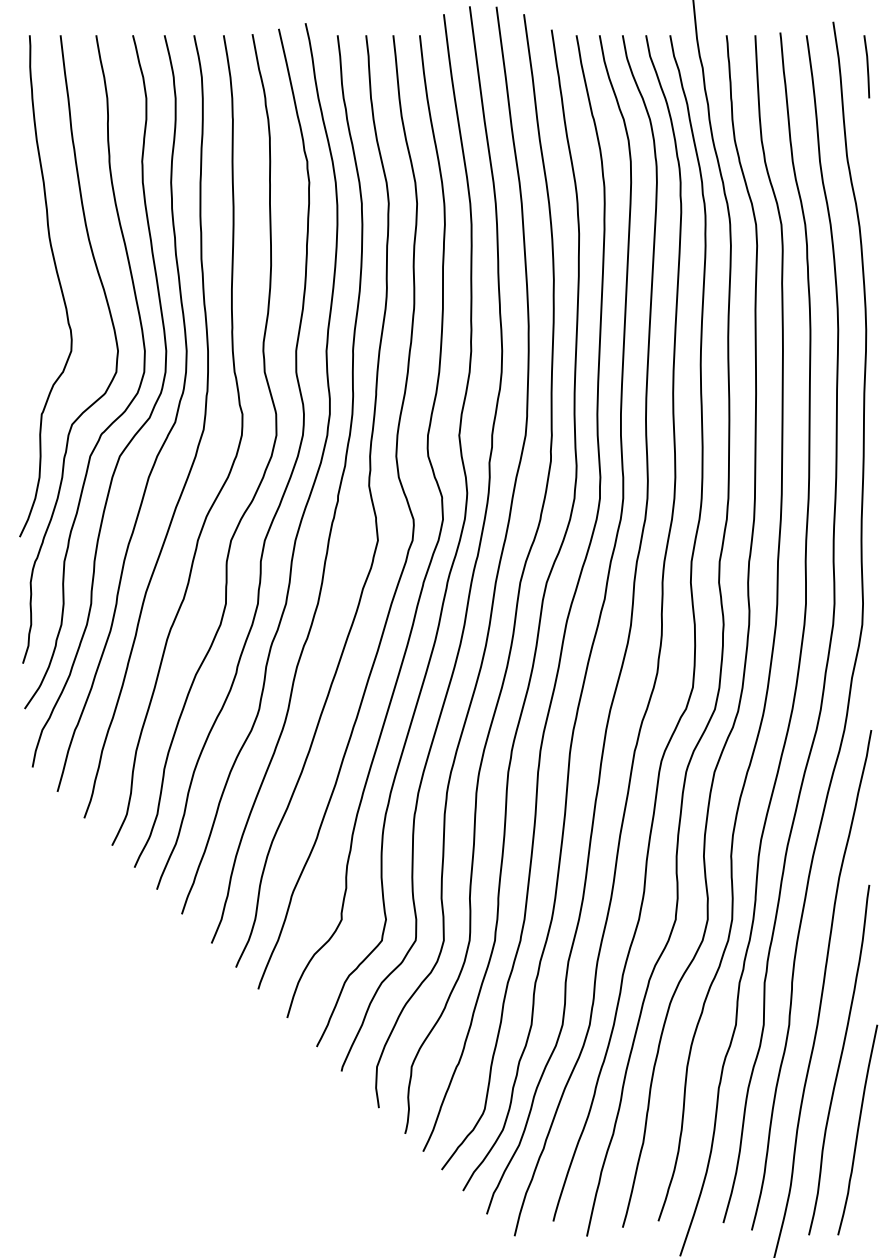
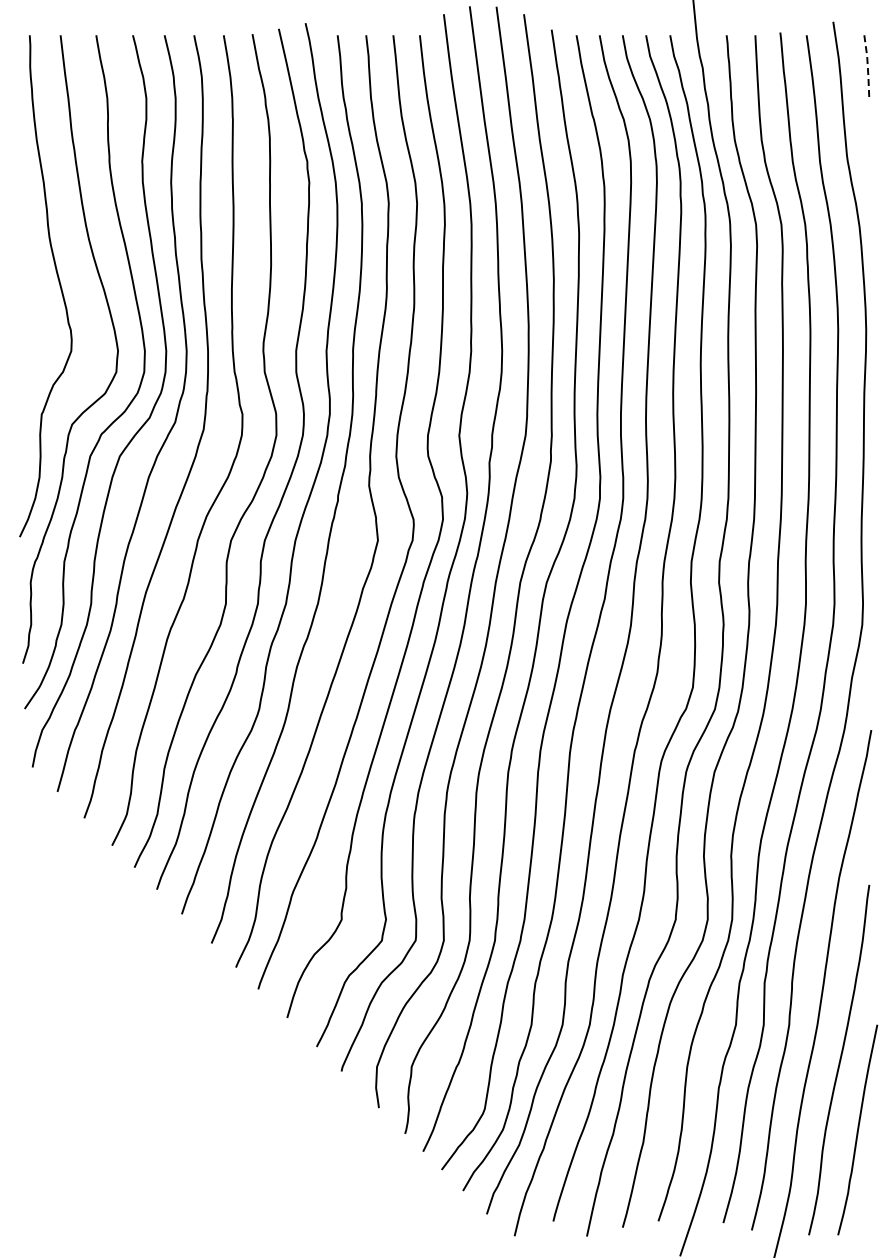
line: solid -> dashed (867, 66)
